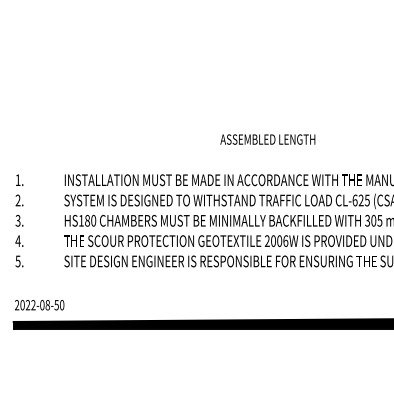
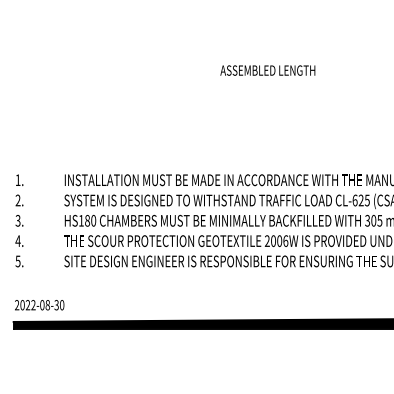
text position: (267, 139) -> (267, 70) (267, 70)
text: 2022-08-50 -> 2022-08-30 (56, 304)
